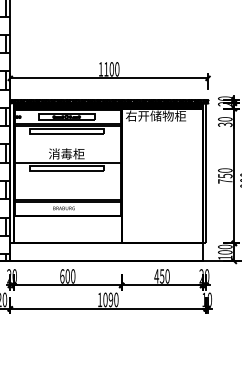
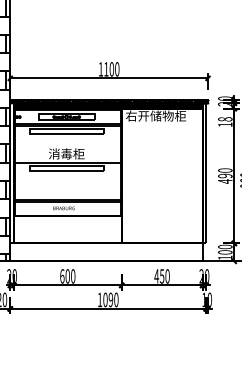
text: 30 -> 18 (225, 122)
text: 750 -> 490 (225, 178)
